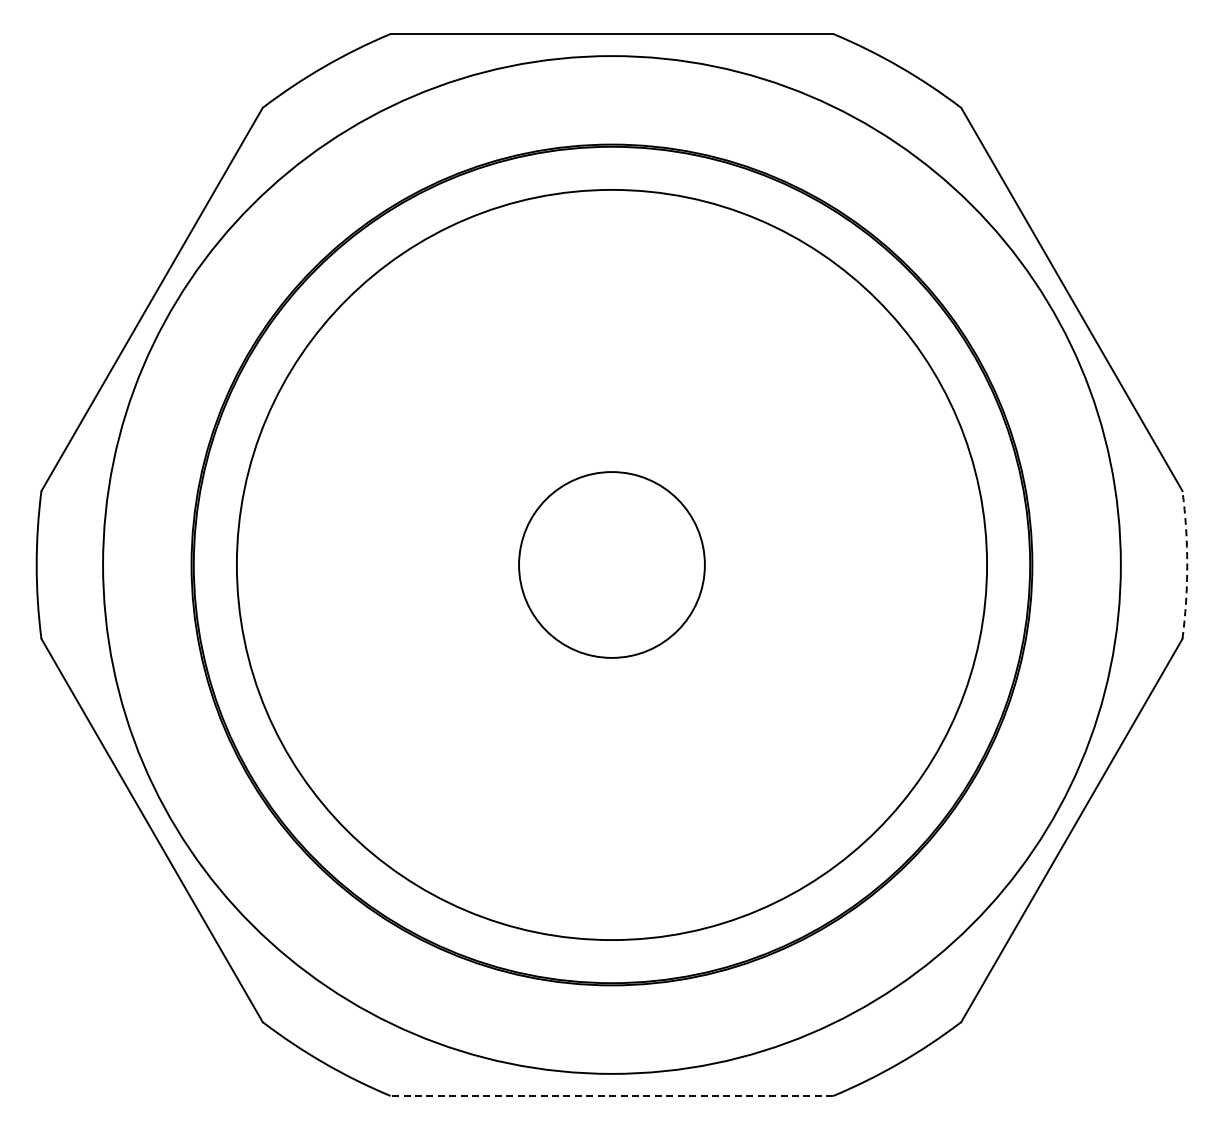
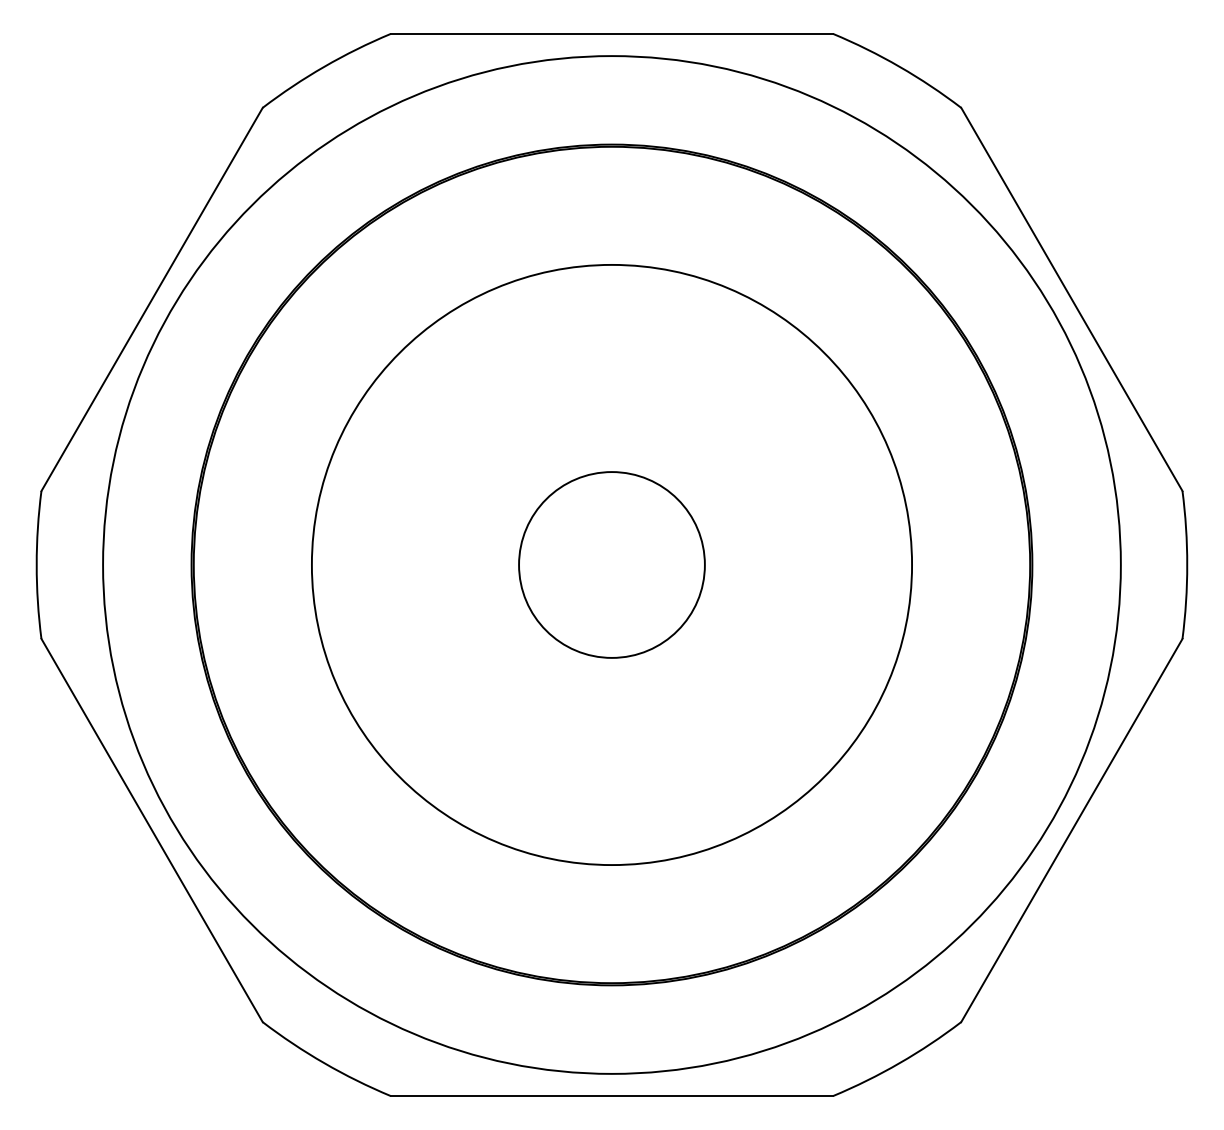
circle diameter: 750 px -> 600 px (611, 564)
arc: dashed -> solid (1187, 564)
line: dashed -> solid (611, 1096)
